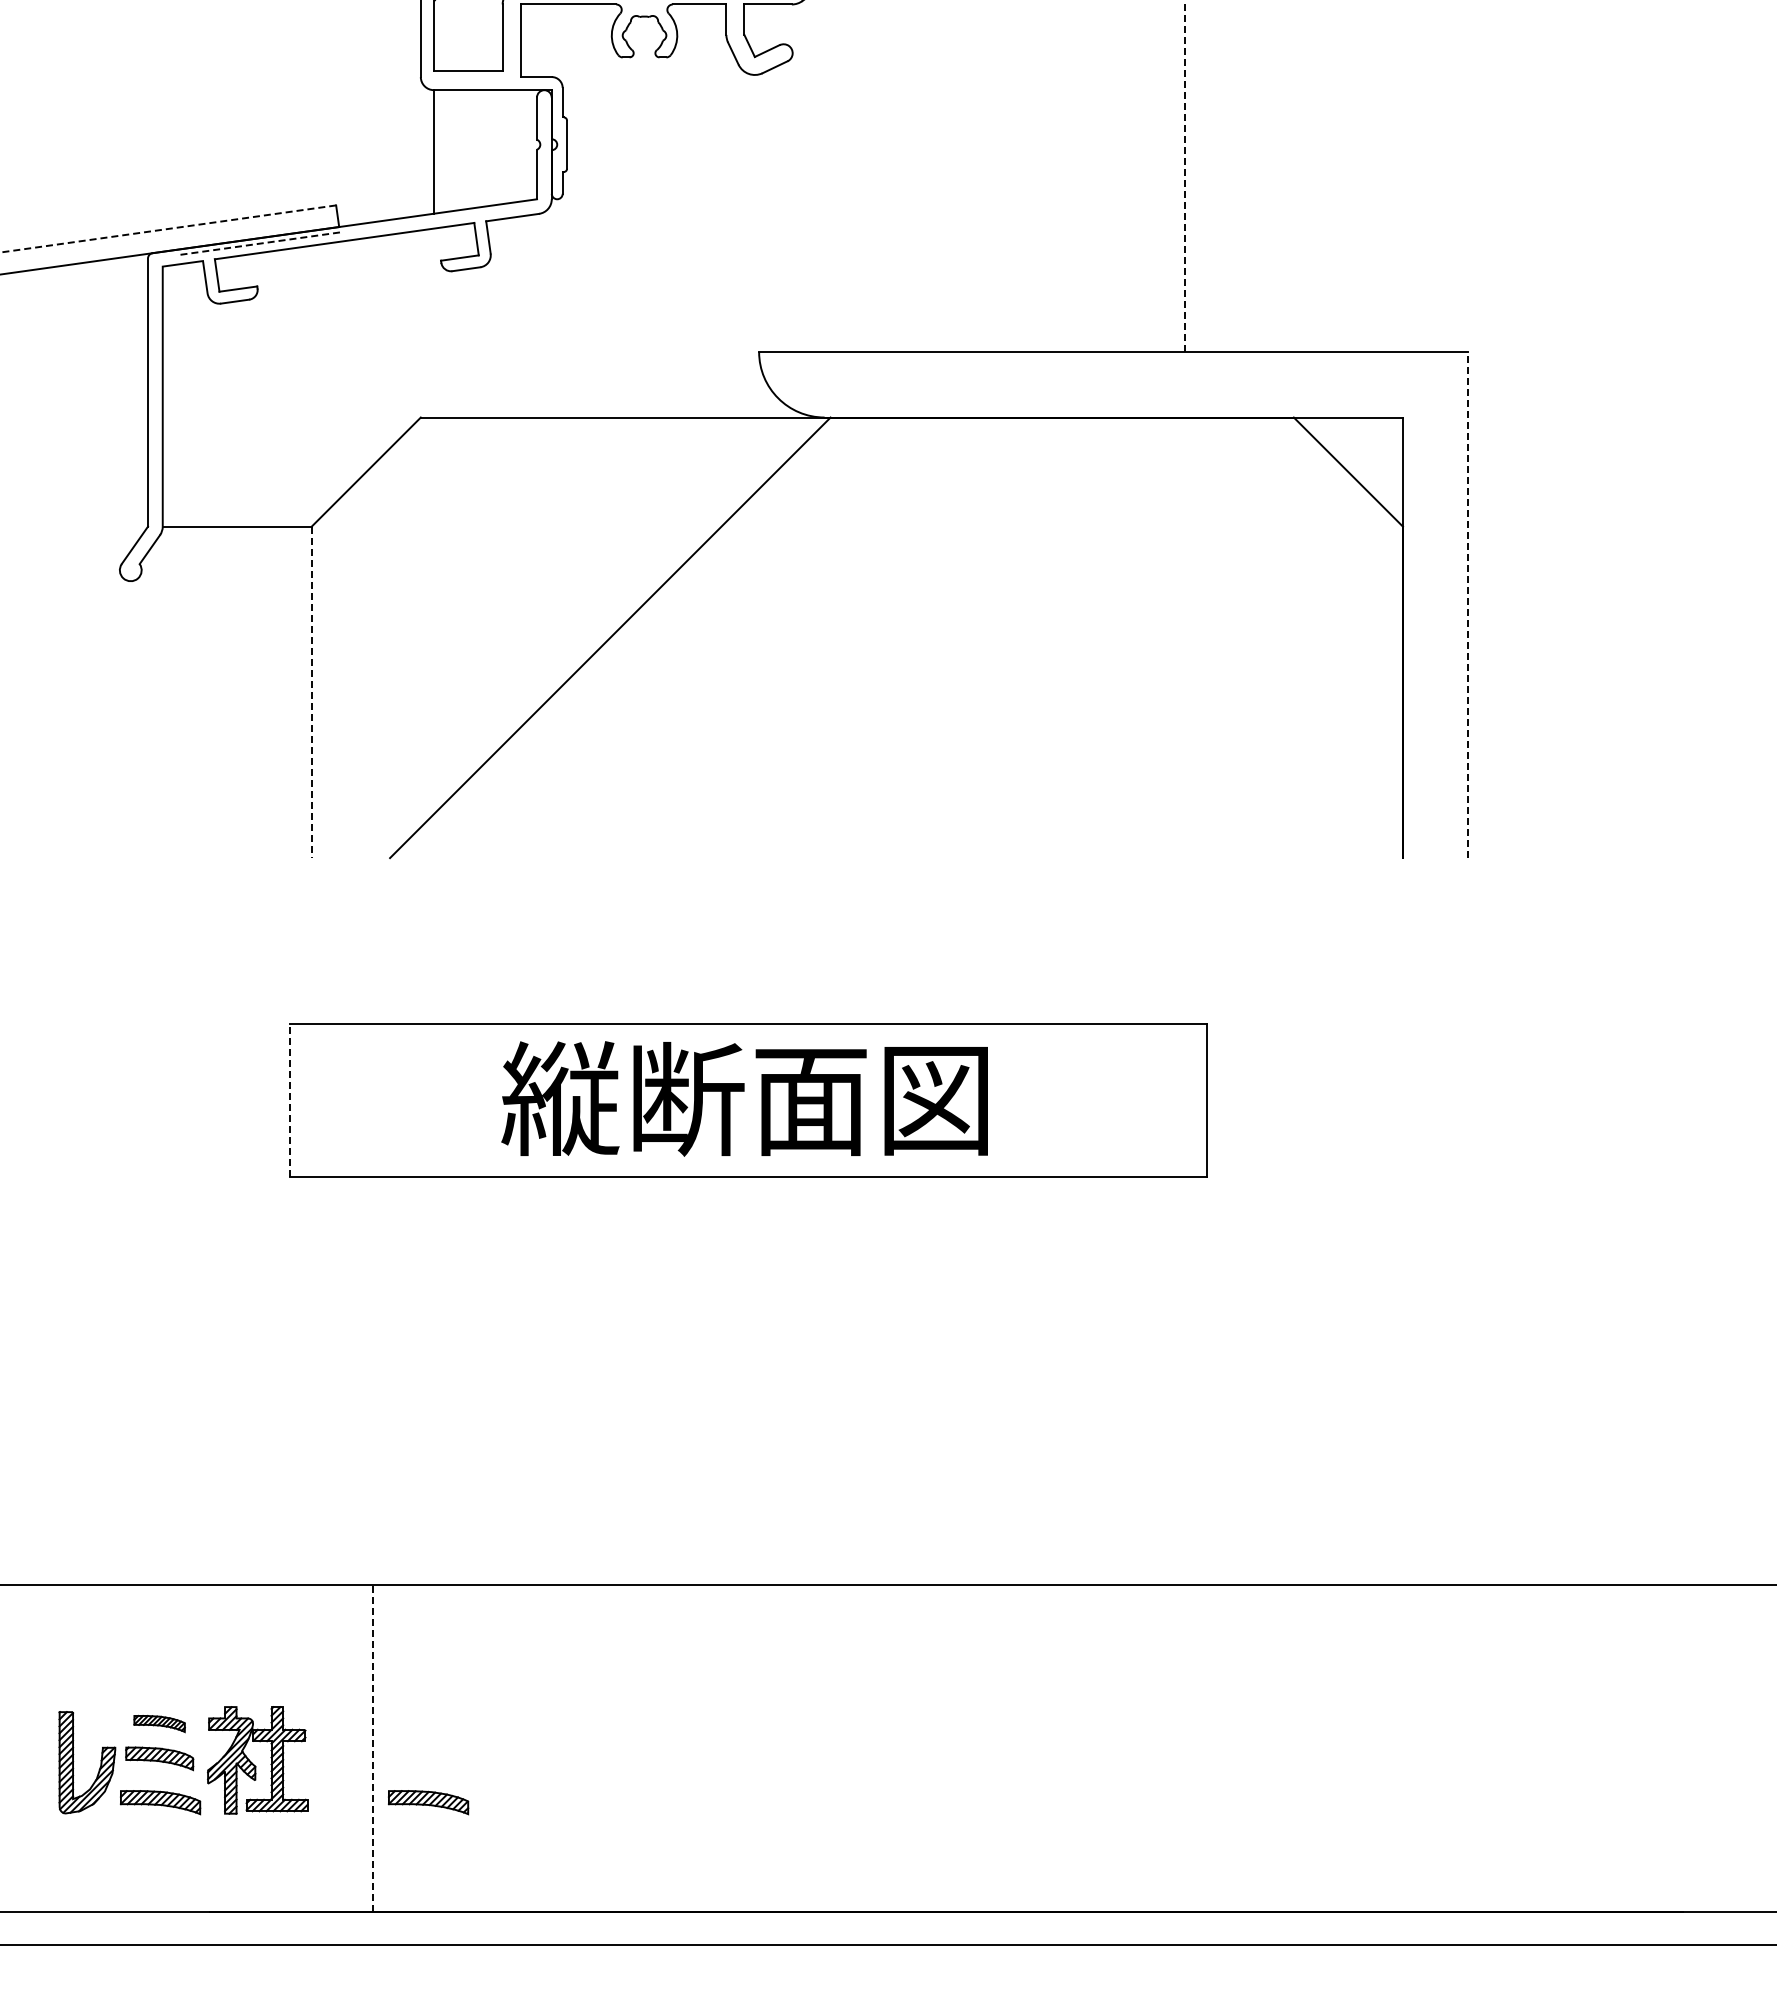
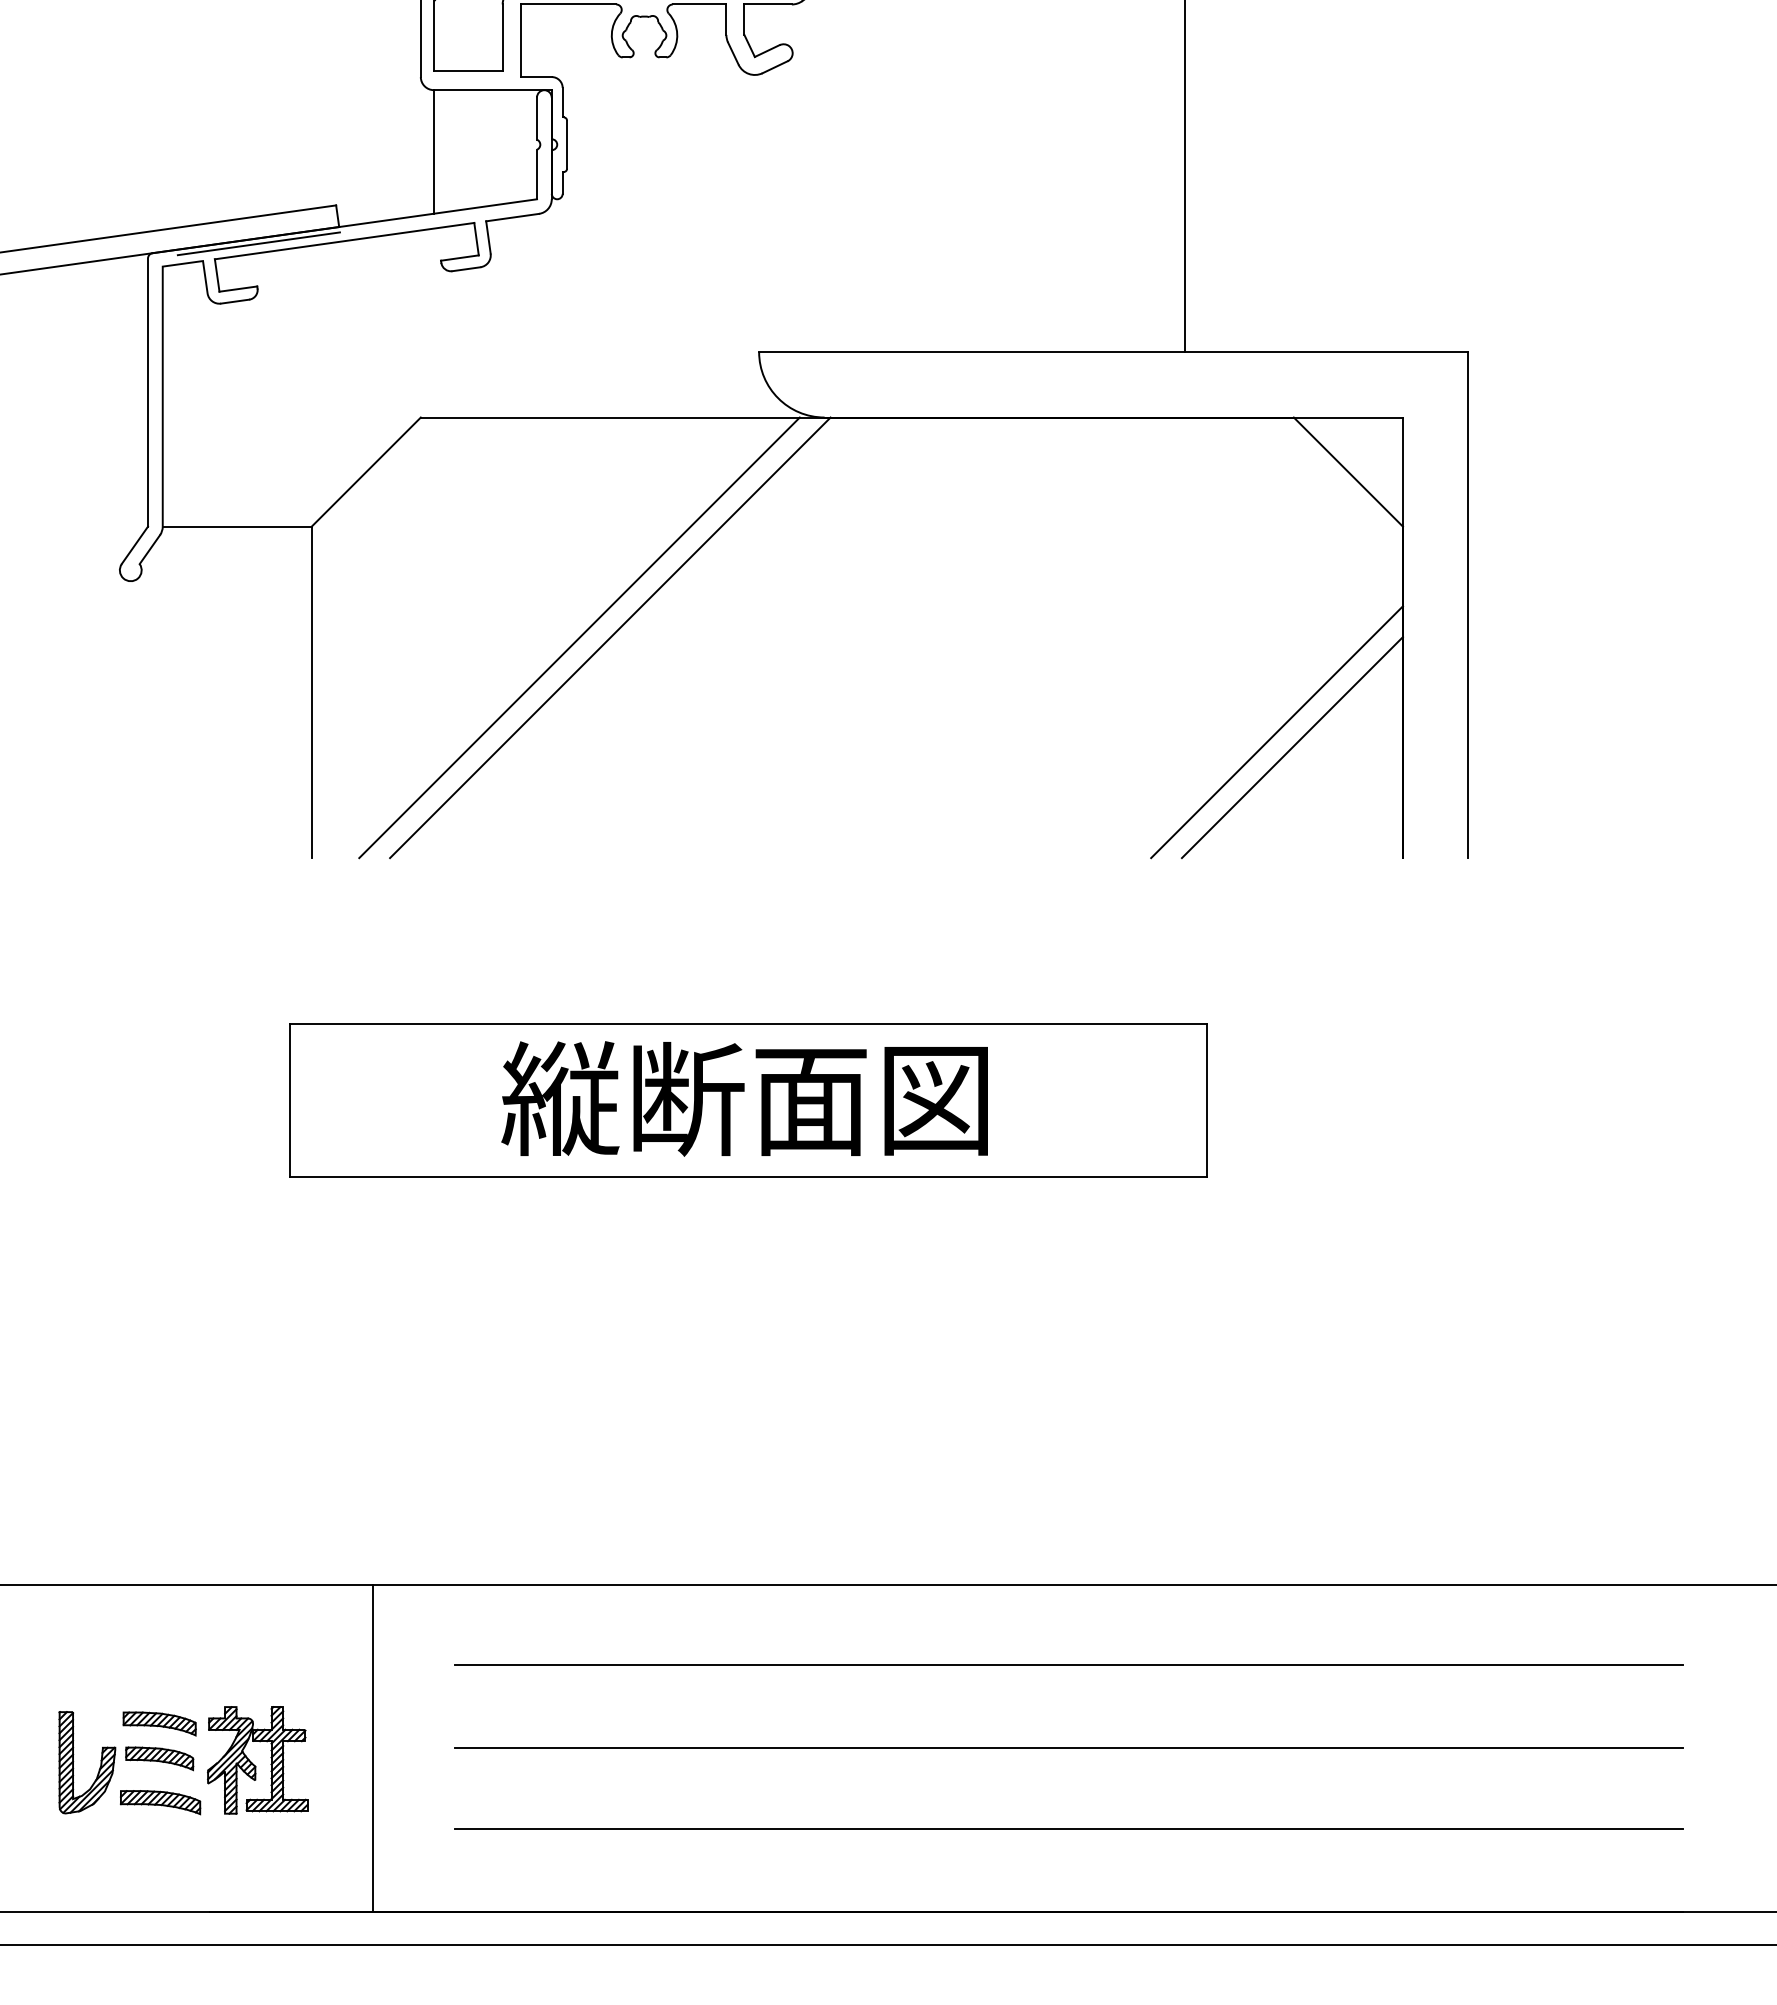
line: dashed -> solid (1184, 176)
line: dashed -> solid (167, 229)
line: dashed -> solid (258, 243)
line: dashed -> solid (1468, 604)
line: none -> present (579, 637)
line: dashed -> solid (311, 692)
line: none -> present (1276, 732)
line: none -> present (1291, 747)
line: dashed -> solid (290, 1099)
line: none -> present (1068, 1665)
part size: 53x20 px -> 75x26 px (159, 1723)
line: dashed -> solid (373, 1748)
line: none -> present (1068, 1748)
part: present -> none (428, 1802)
line: none -> present (1068, 1829)
